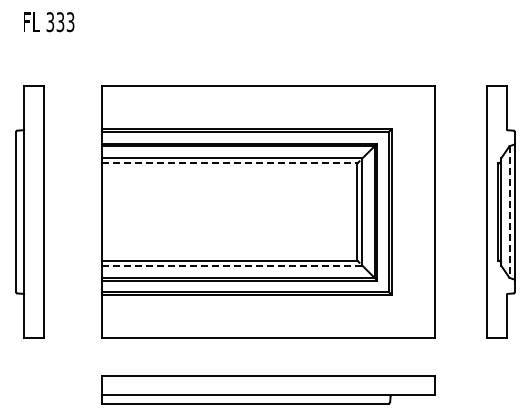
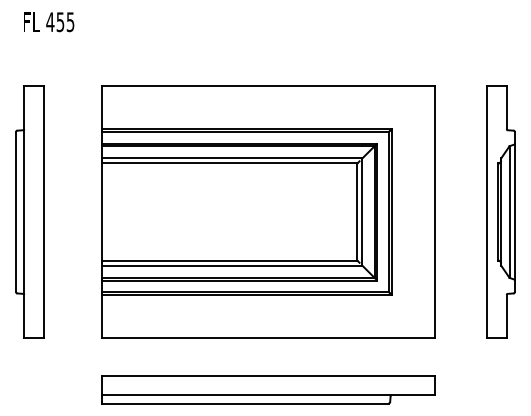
text: 333 -> 455 (60, 22)
line: dashed -> solid (229, 163)
line: dashed -> solid (509, 212)
line: dashed -> solid (232, 265)
